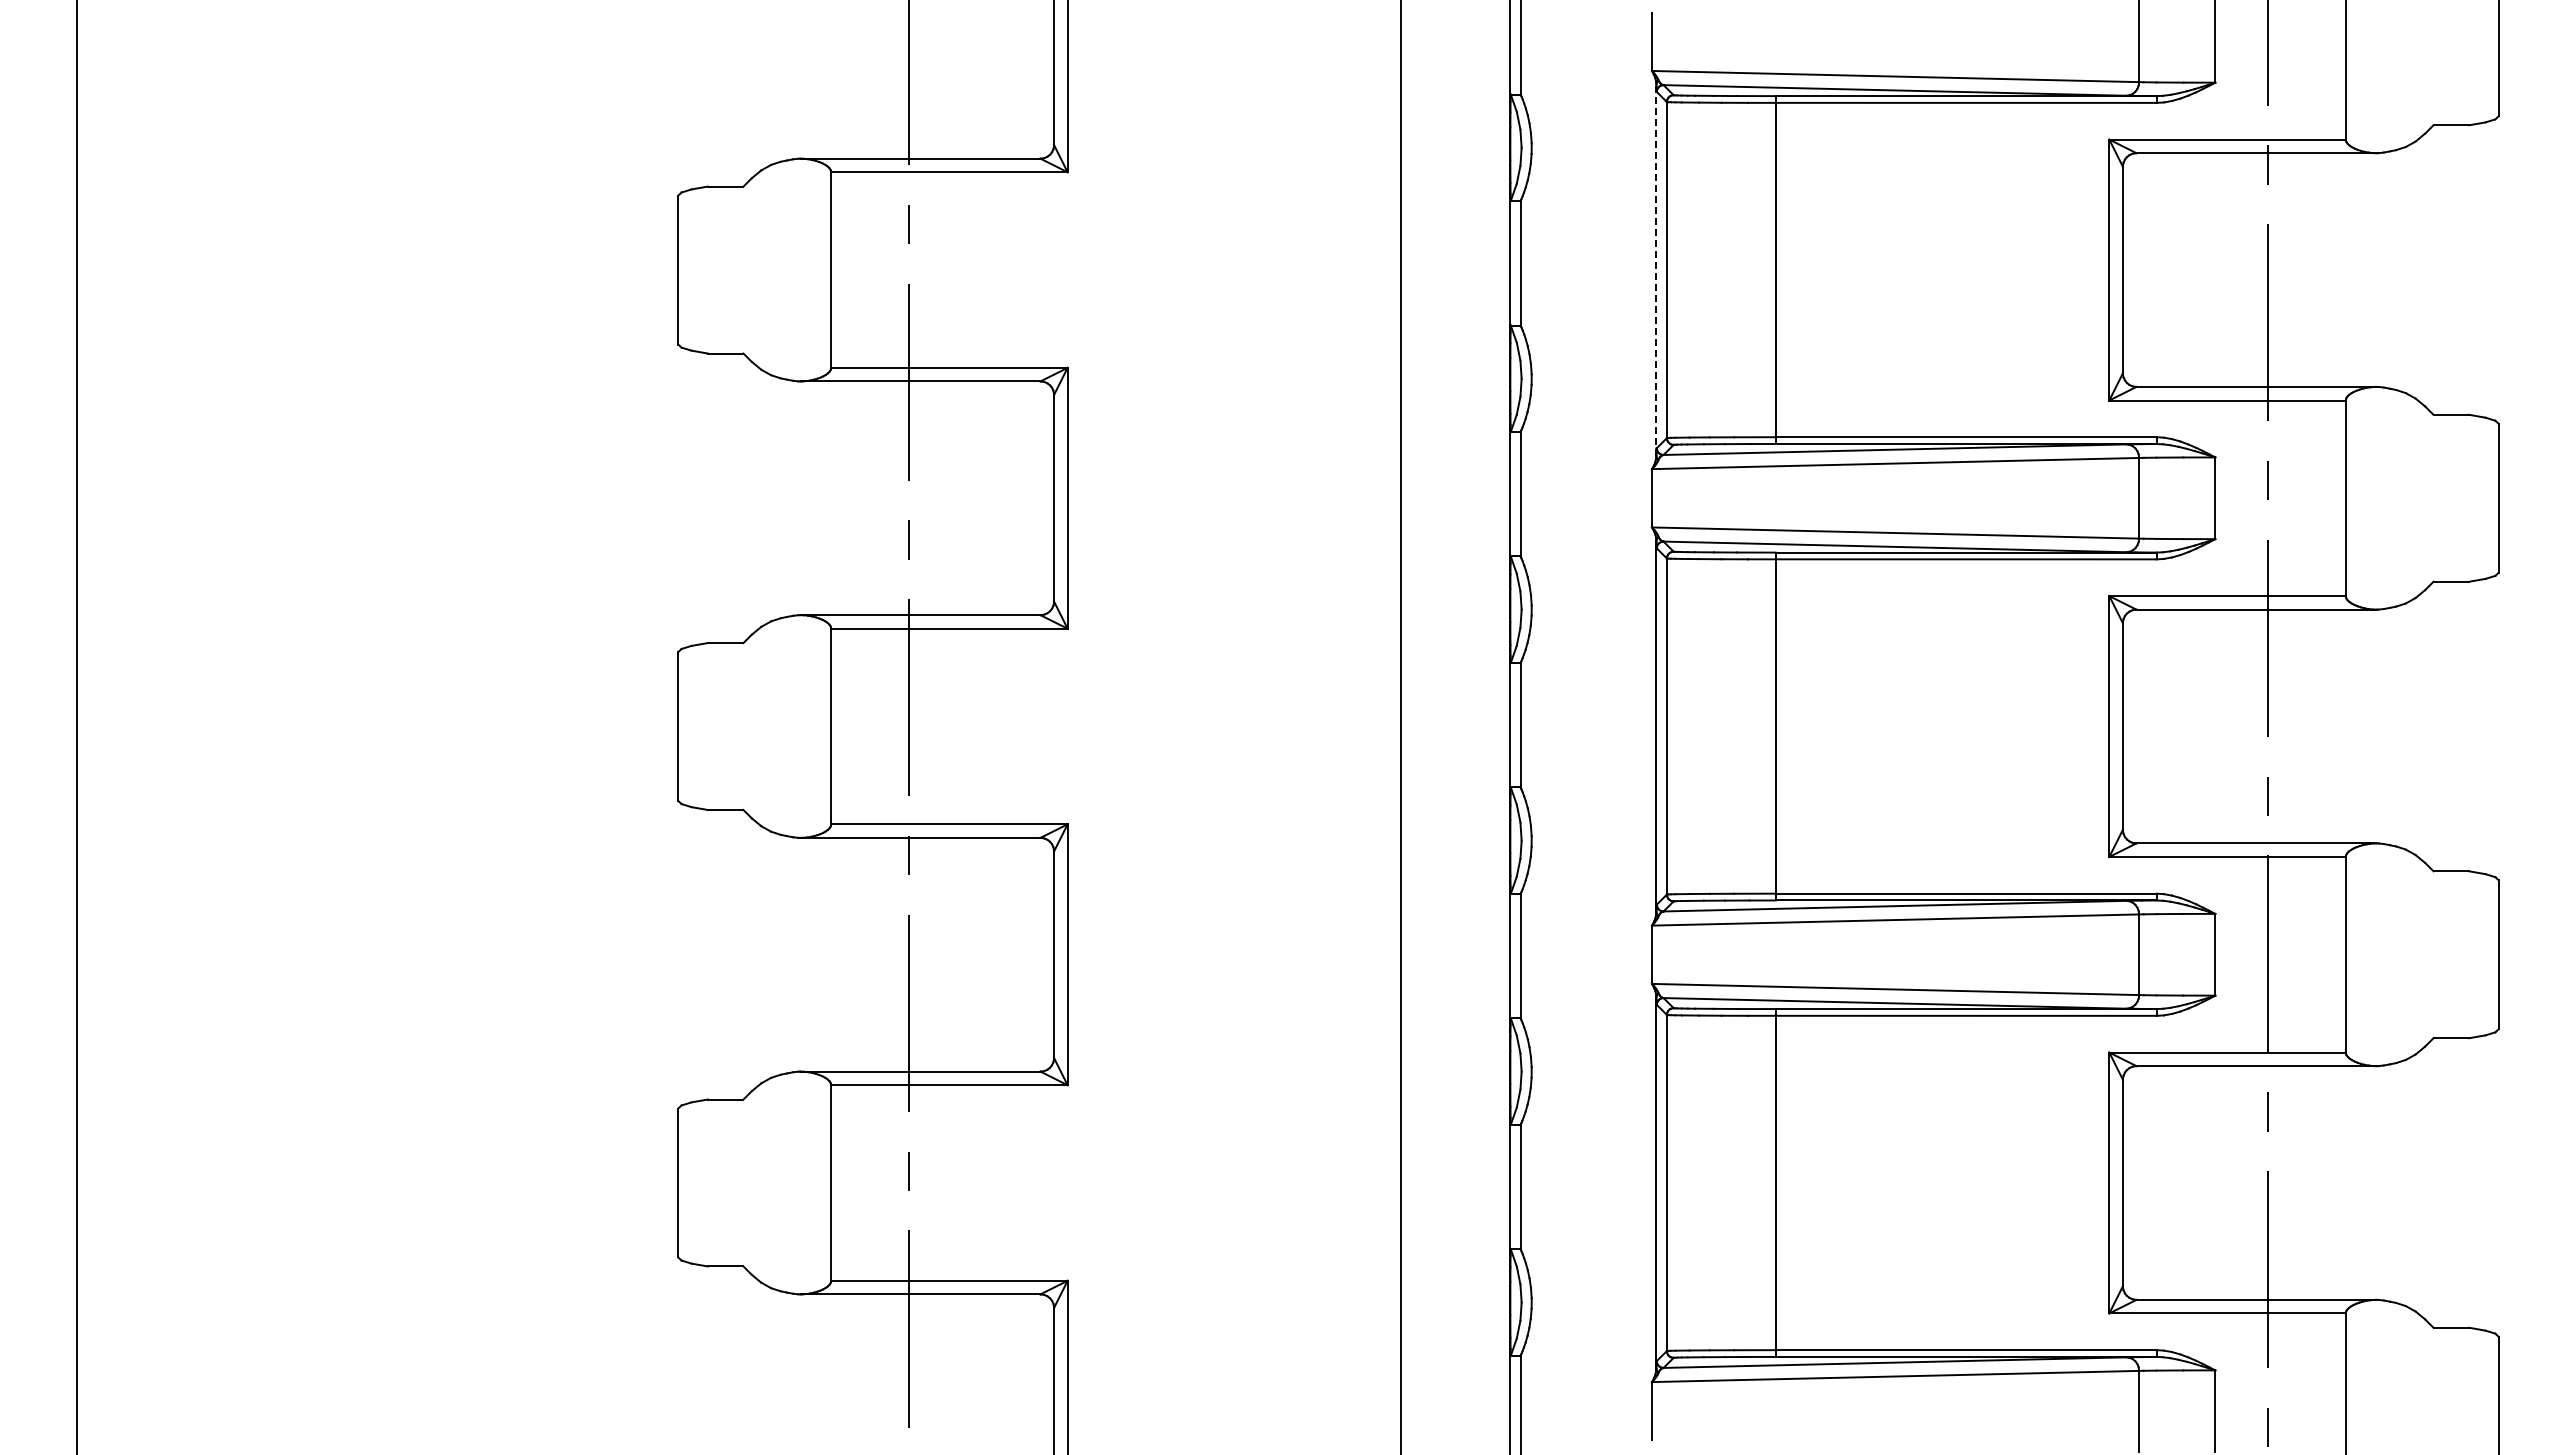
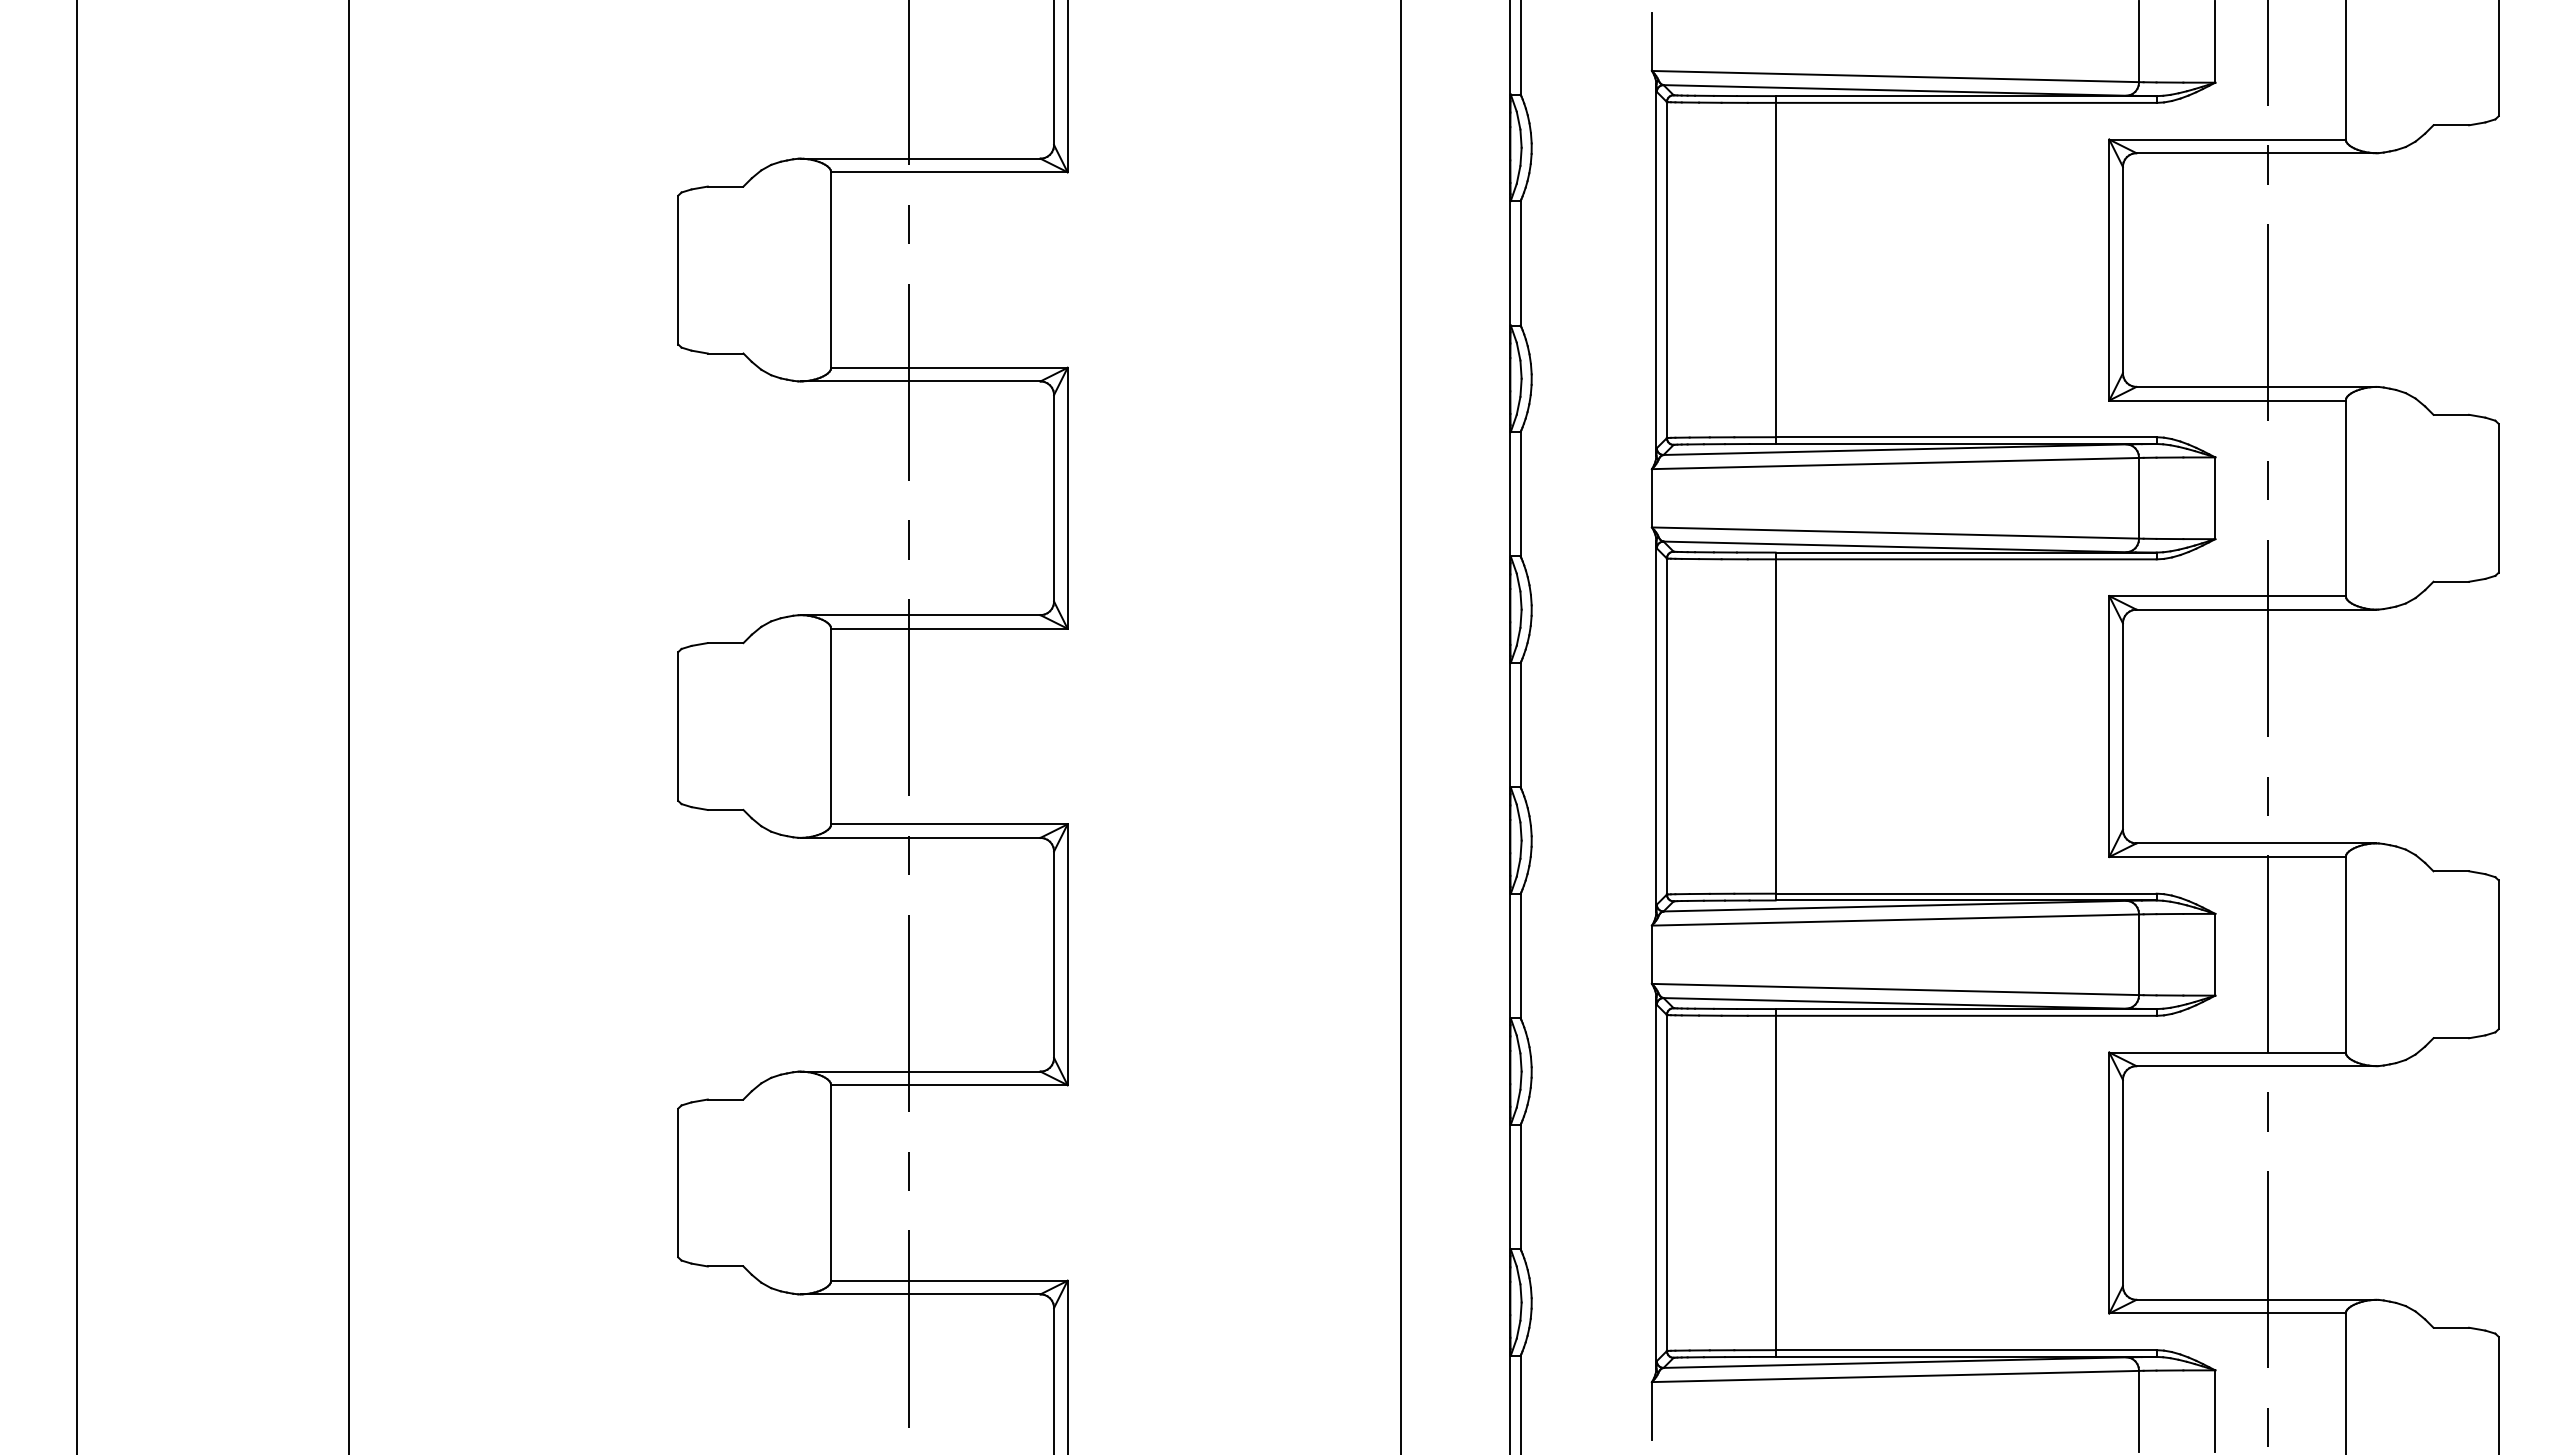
line: dashed -> solid (1656, 270)
line: none -> present (348, 726)
